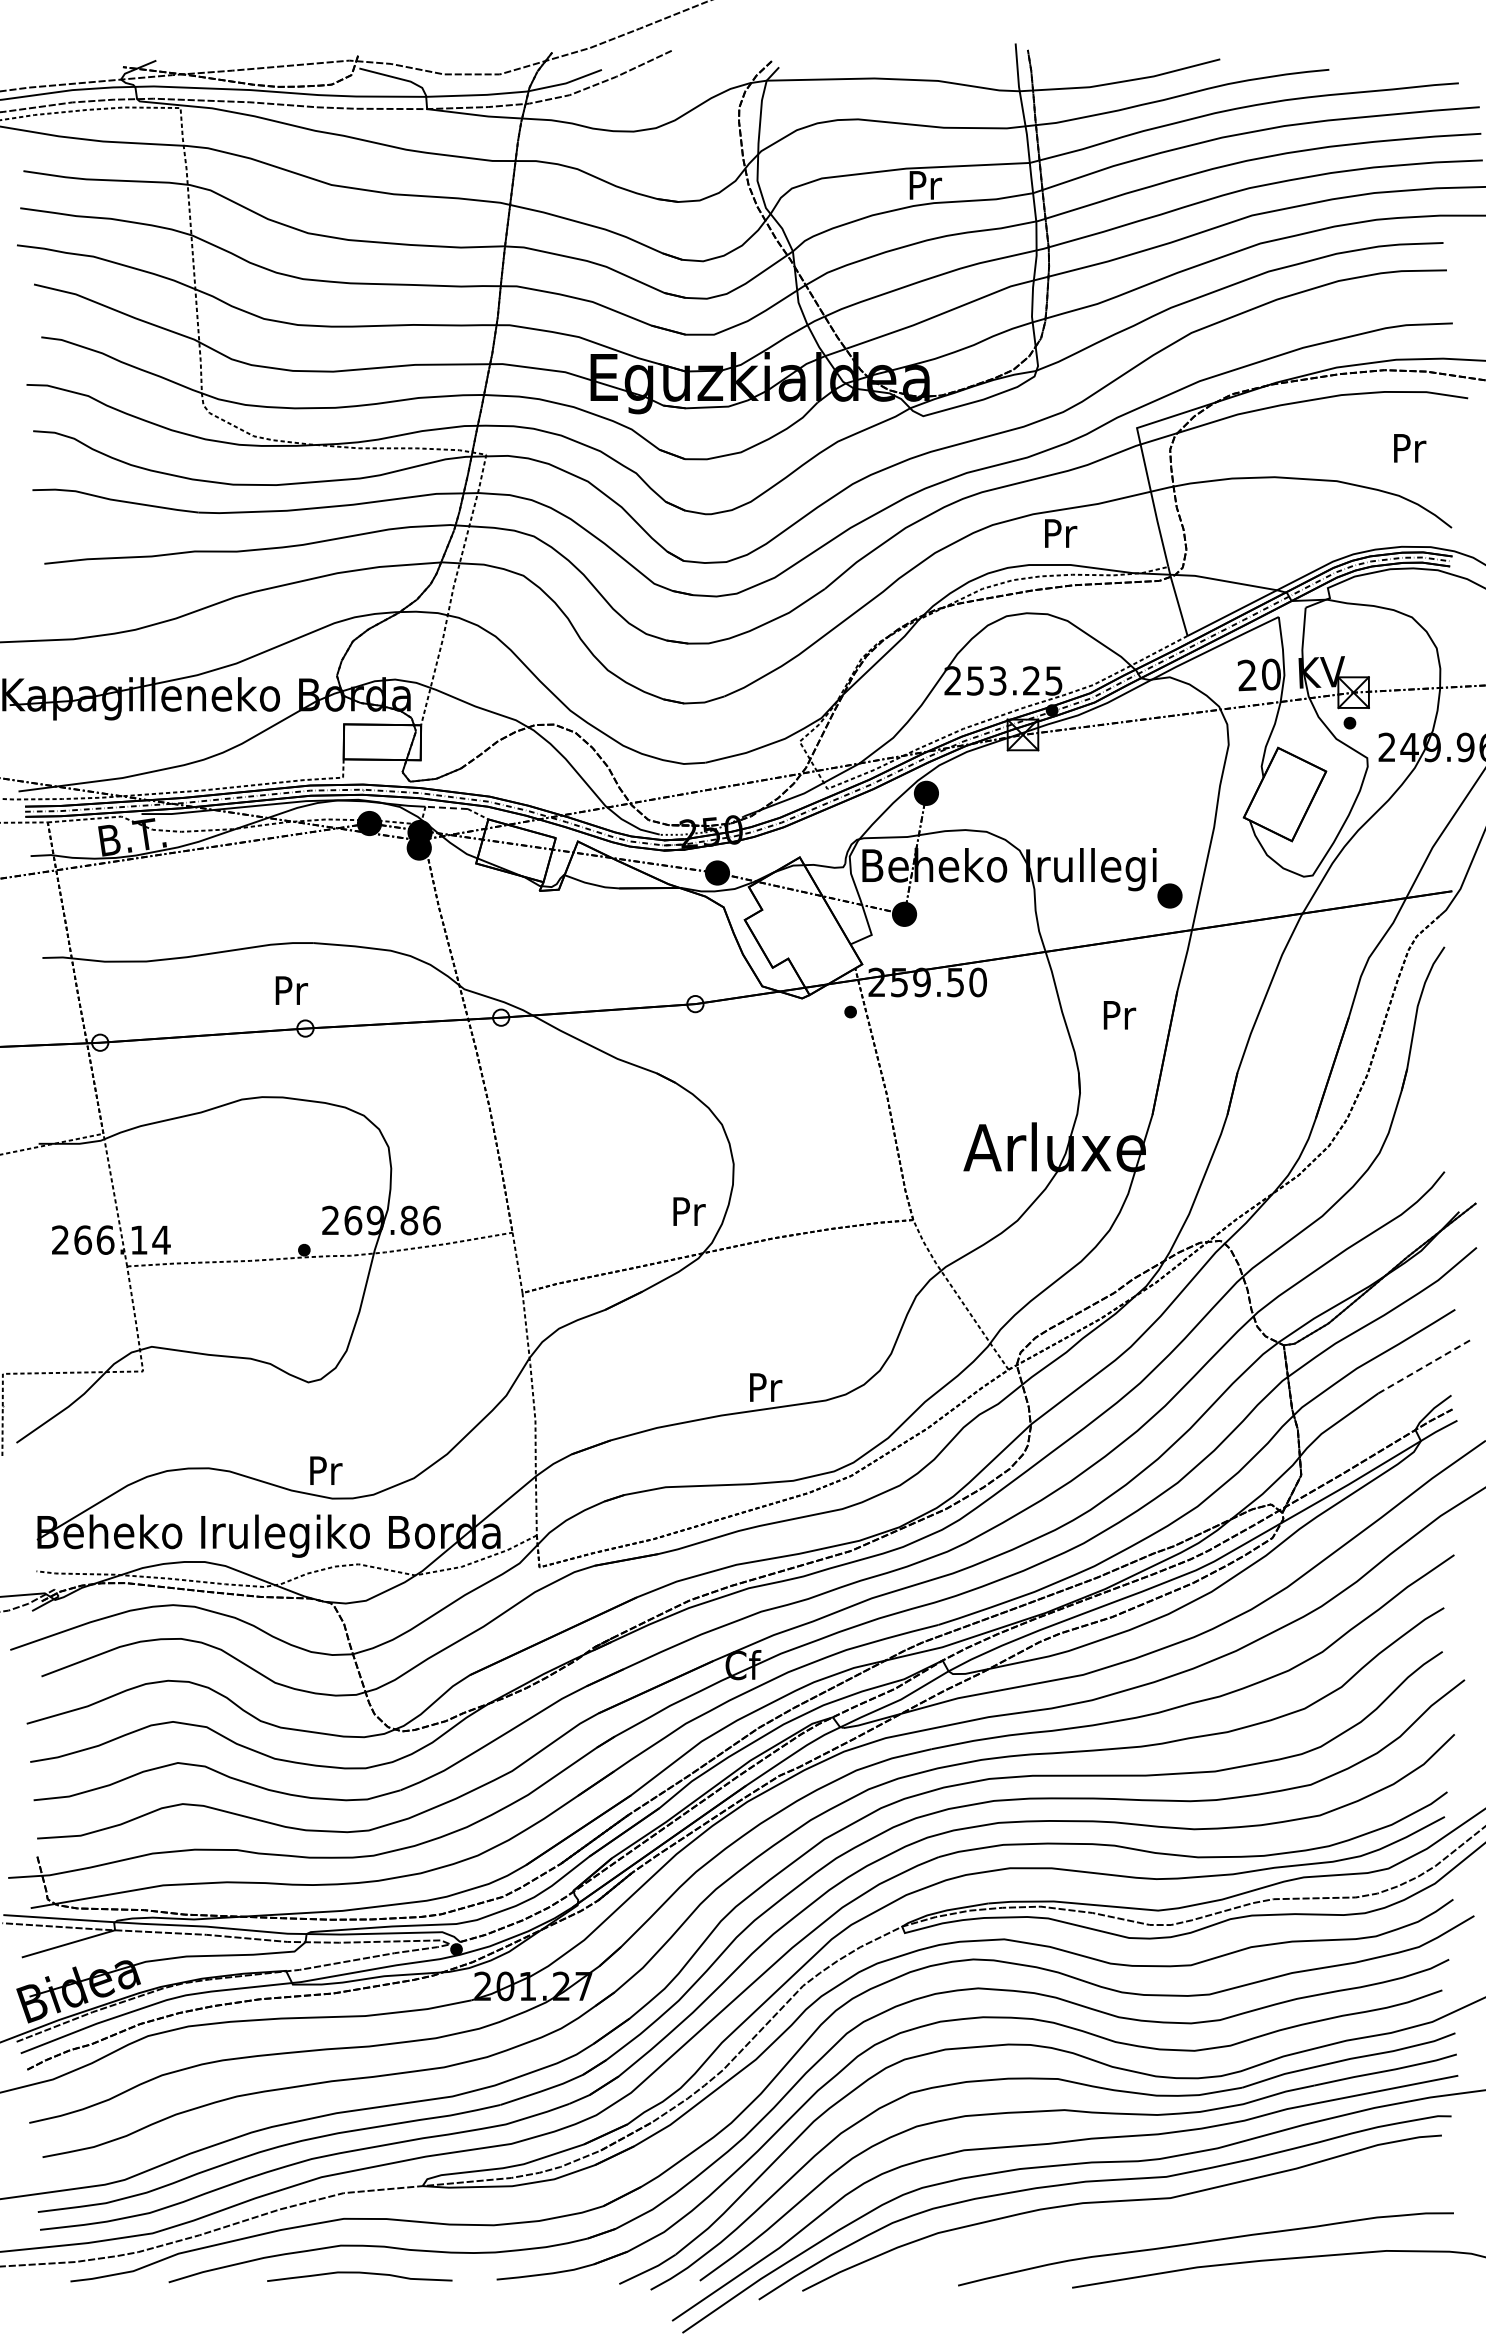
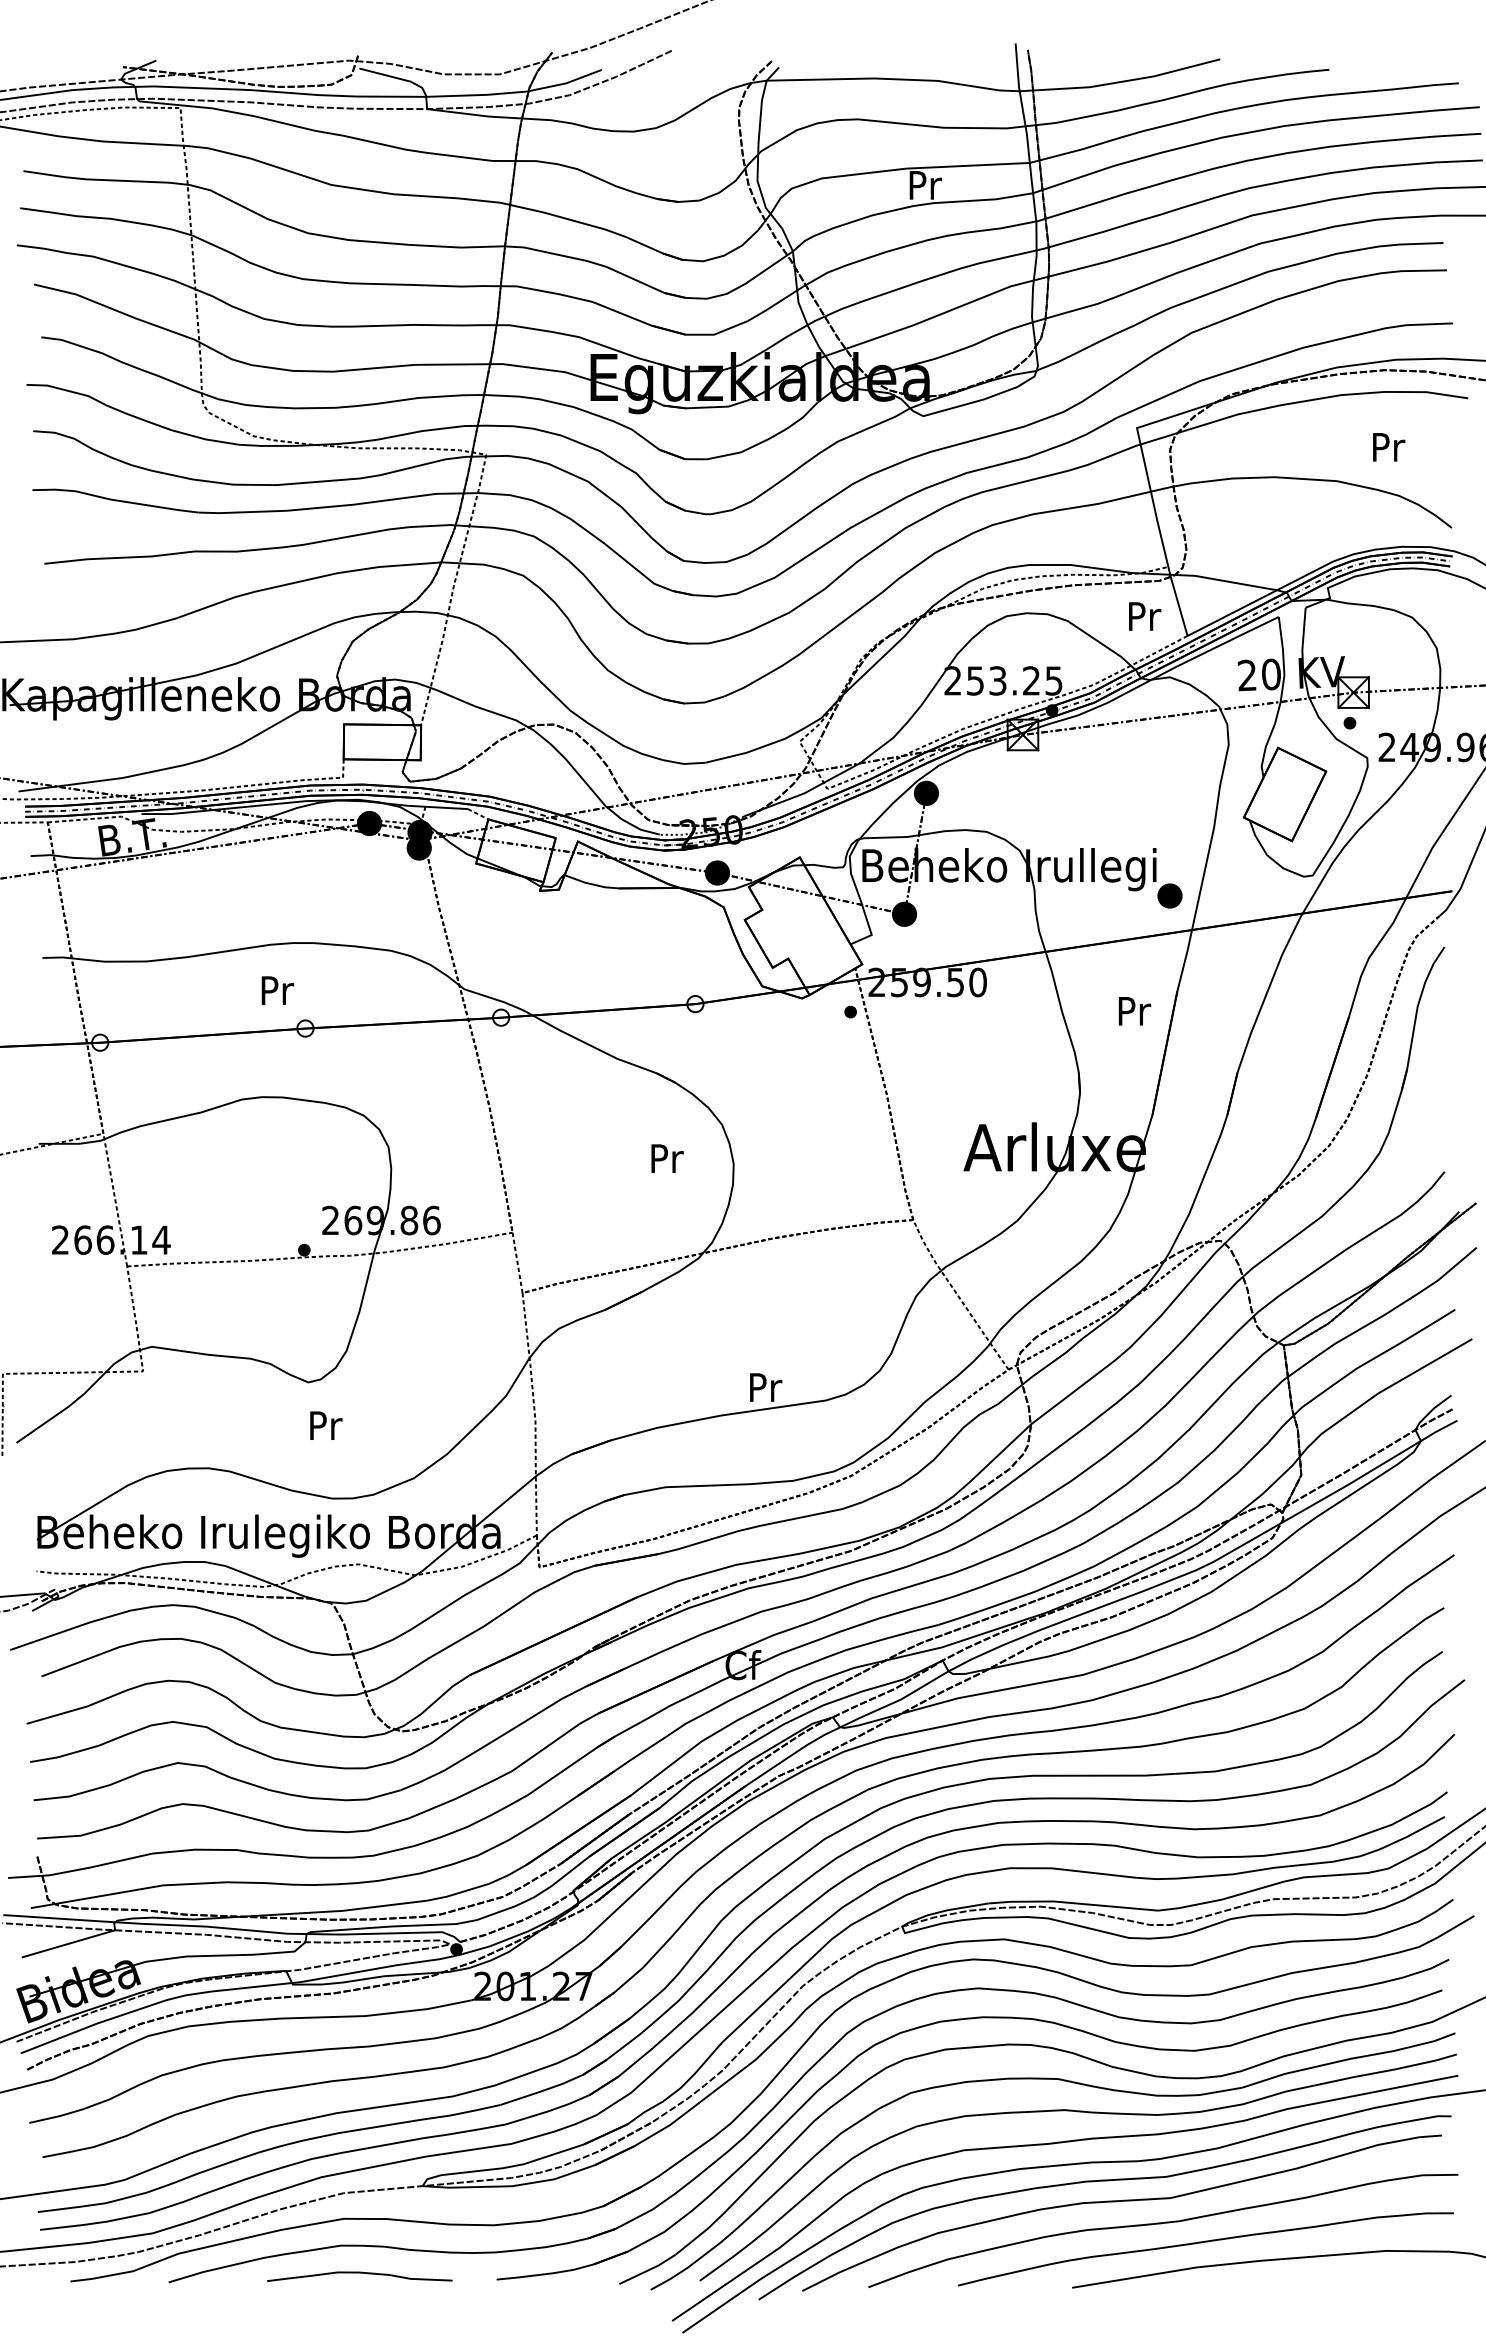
text position: (1410, 448) -> (1389, 447) (1389, 447)
text position: (1061, 533) -> (1145, 616) (1145, 616)
line: dashed -> solid (446, 807)
text position: (291, 990) -> (277, 990) (277, 990)
text position: (1119, 1015) -> (1134, 1011) (1134, 1011)
text position: (689, 1211) -> (667, 1158) (667, 1158)
line: dashed -> solid (1425, 1366)
text position: (326, 1470) -> (326, 1425) (326, 1425)
curve: none -> present (1161, 2224)
